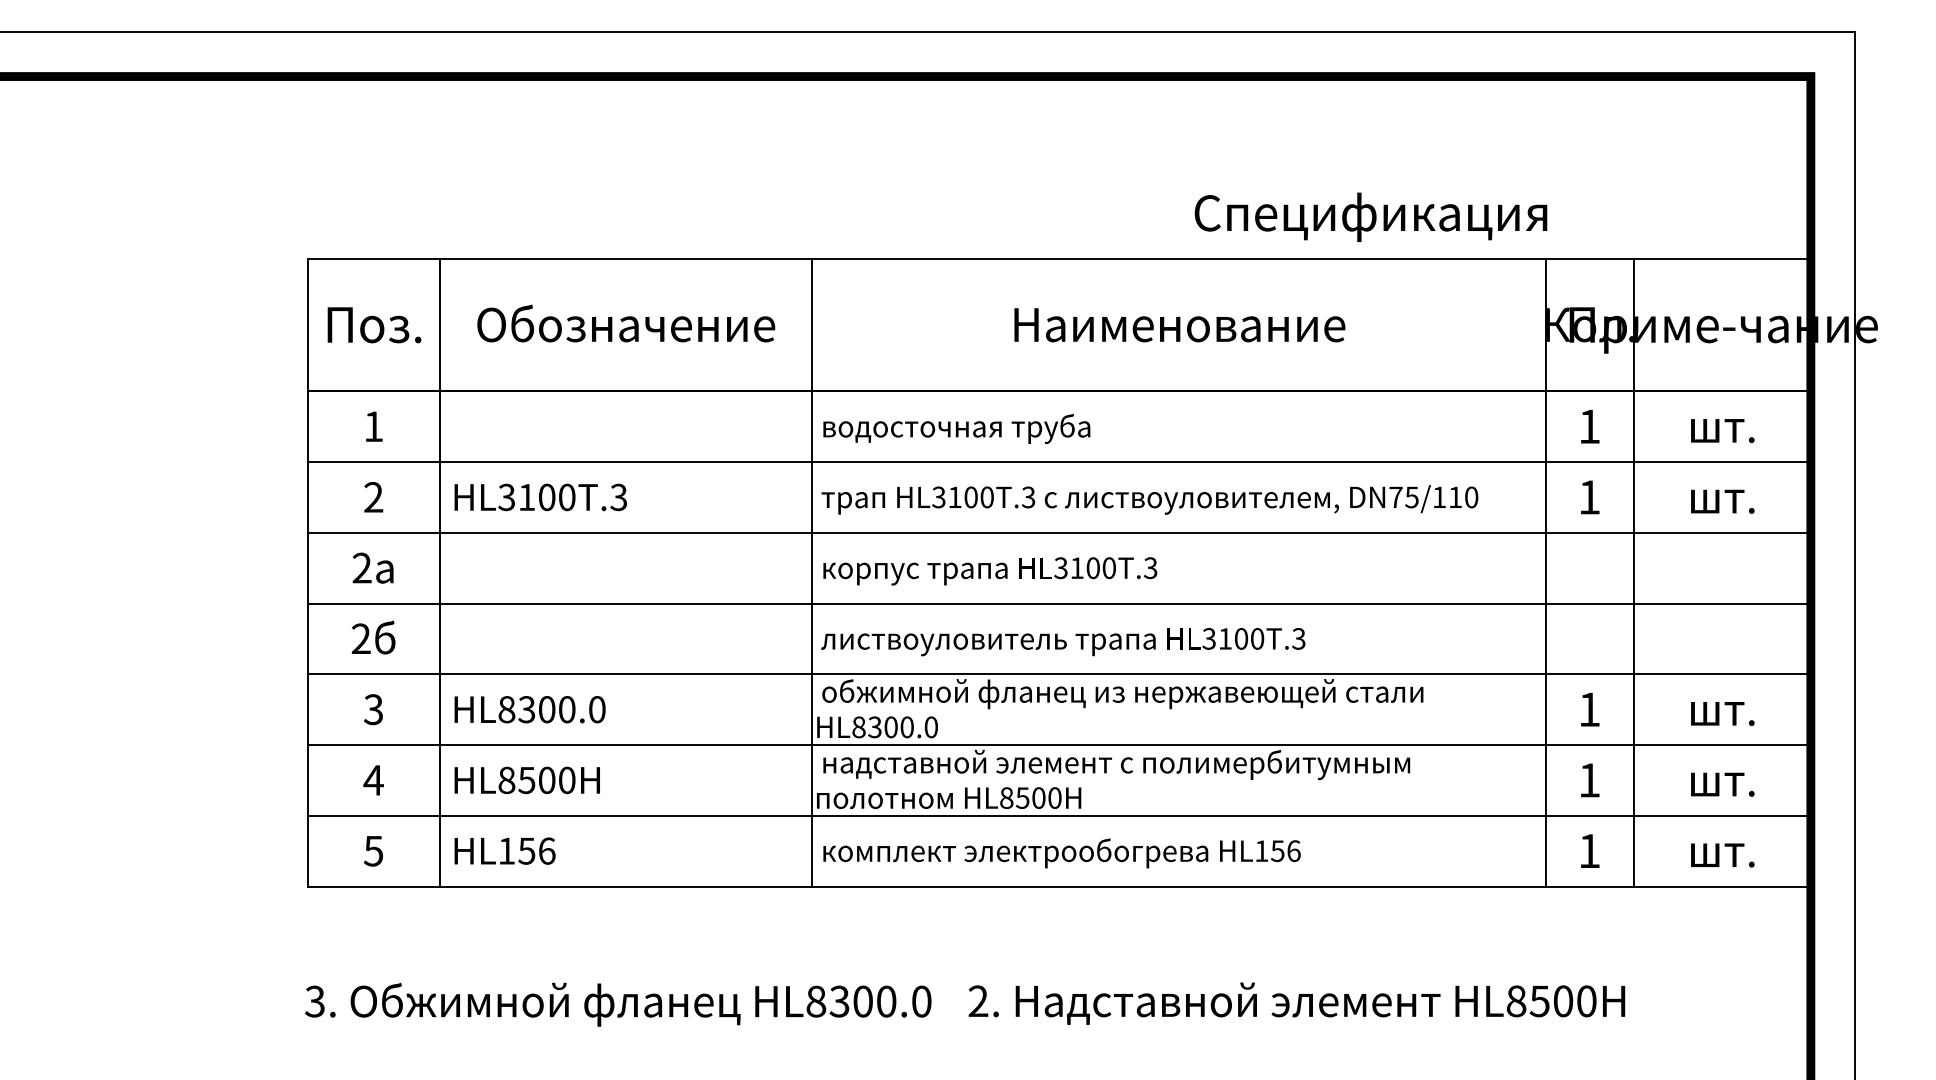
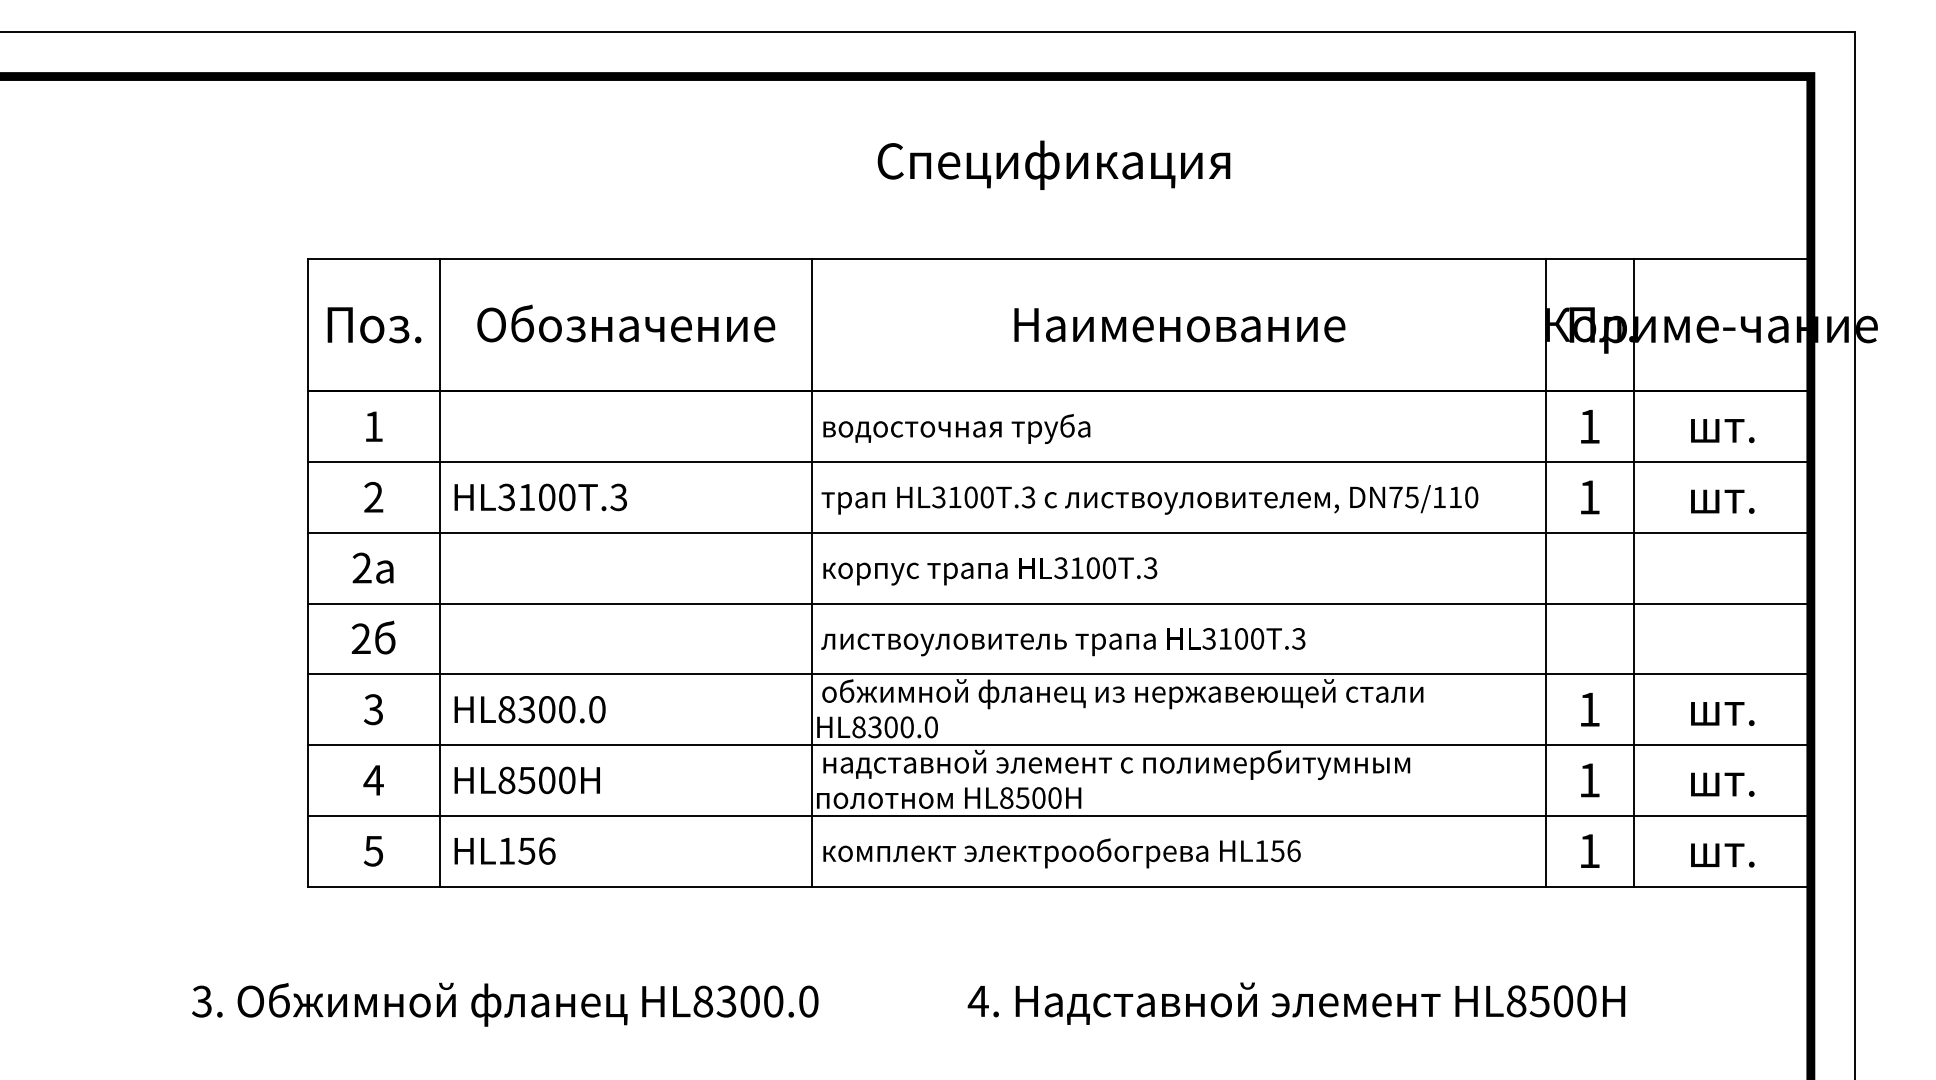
text position: (1370, 216) -> (1053, 164) (1053, 164)
text: 2. -> 4. (977, 1000)
text position: (618, 1004) -> (505, 1004) (505, 1004)
